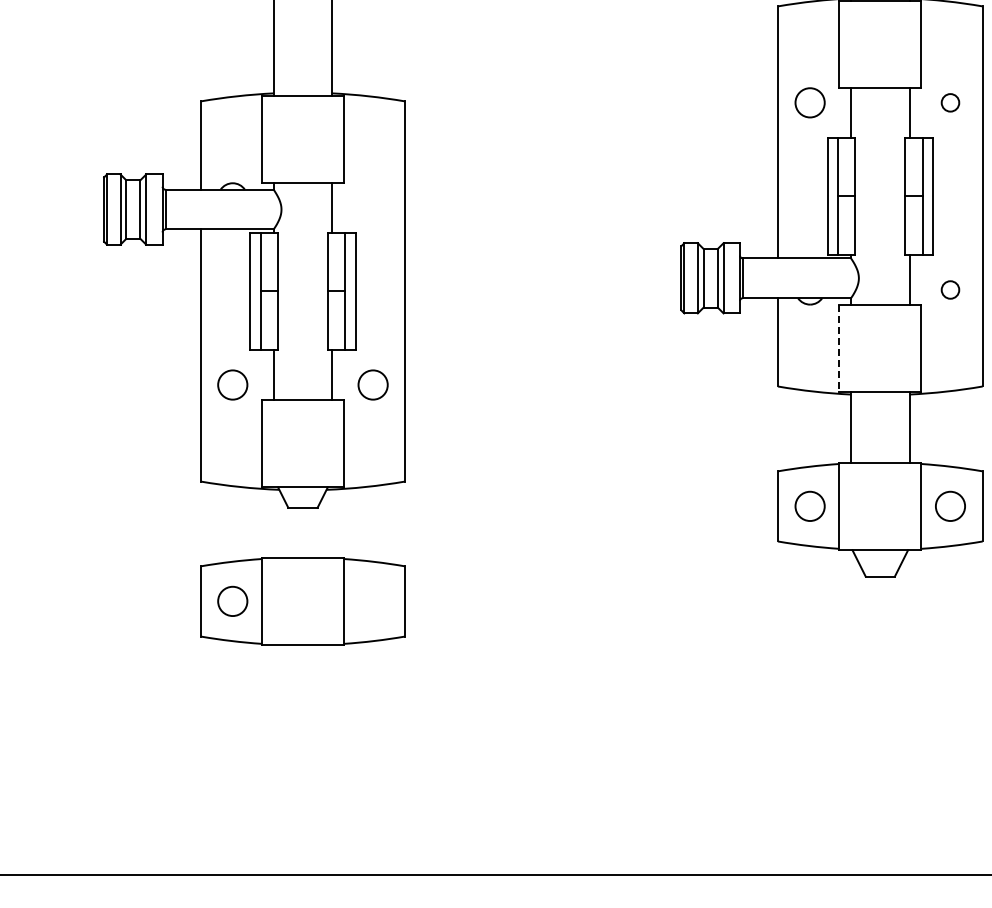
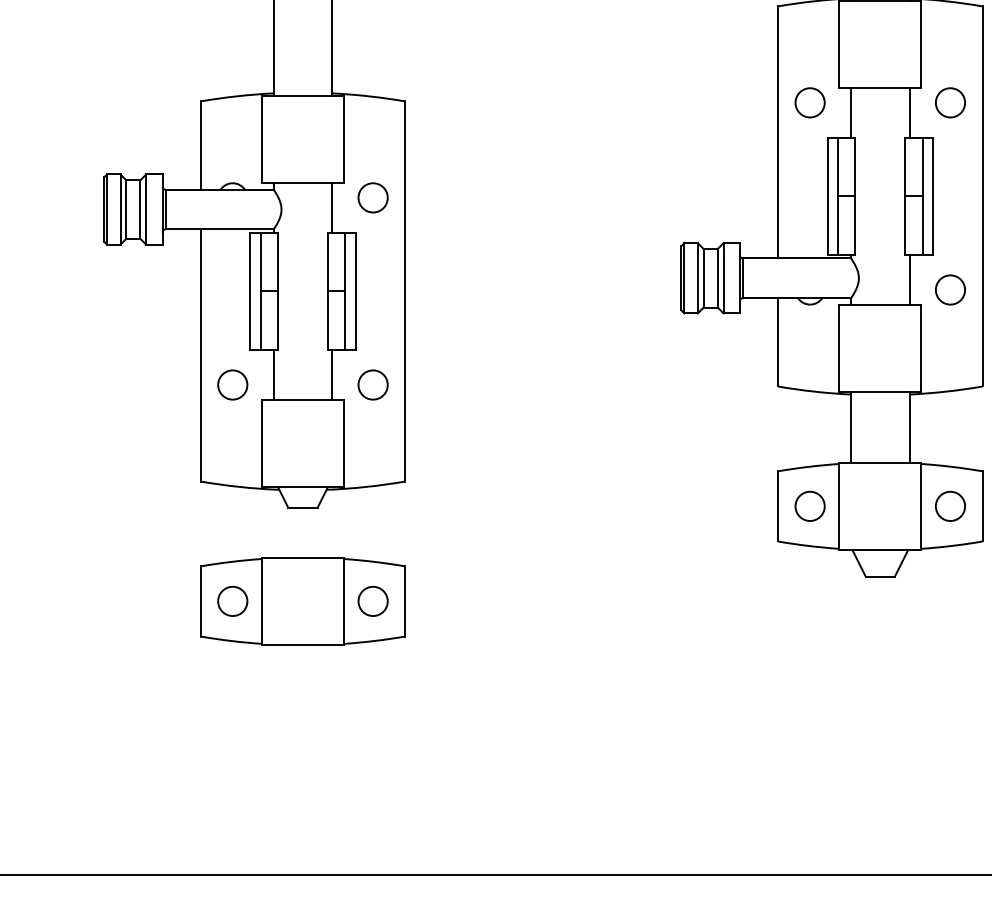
circle diameter: 18 px -> 29 px (950, 102)
circle: none -> present (372, 197)
circle diameter: 18 px -> 29 px (950, 289)
line: dashed -> solid (839, 348)
circle: none -> present (372, 600)
